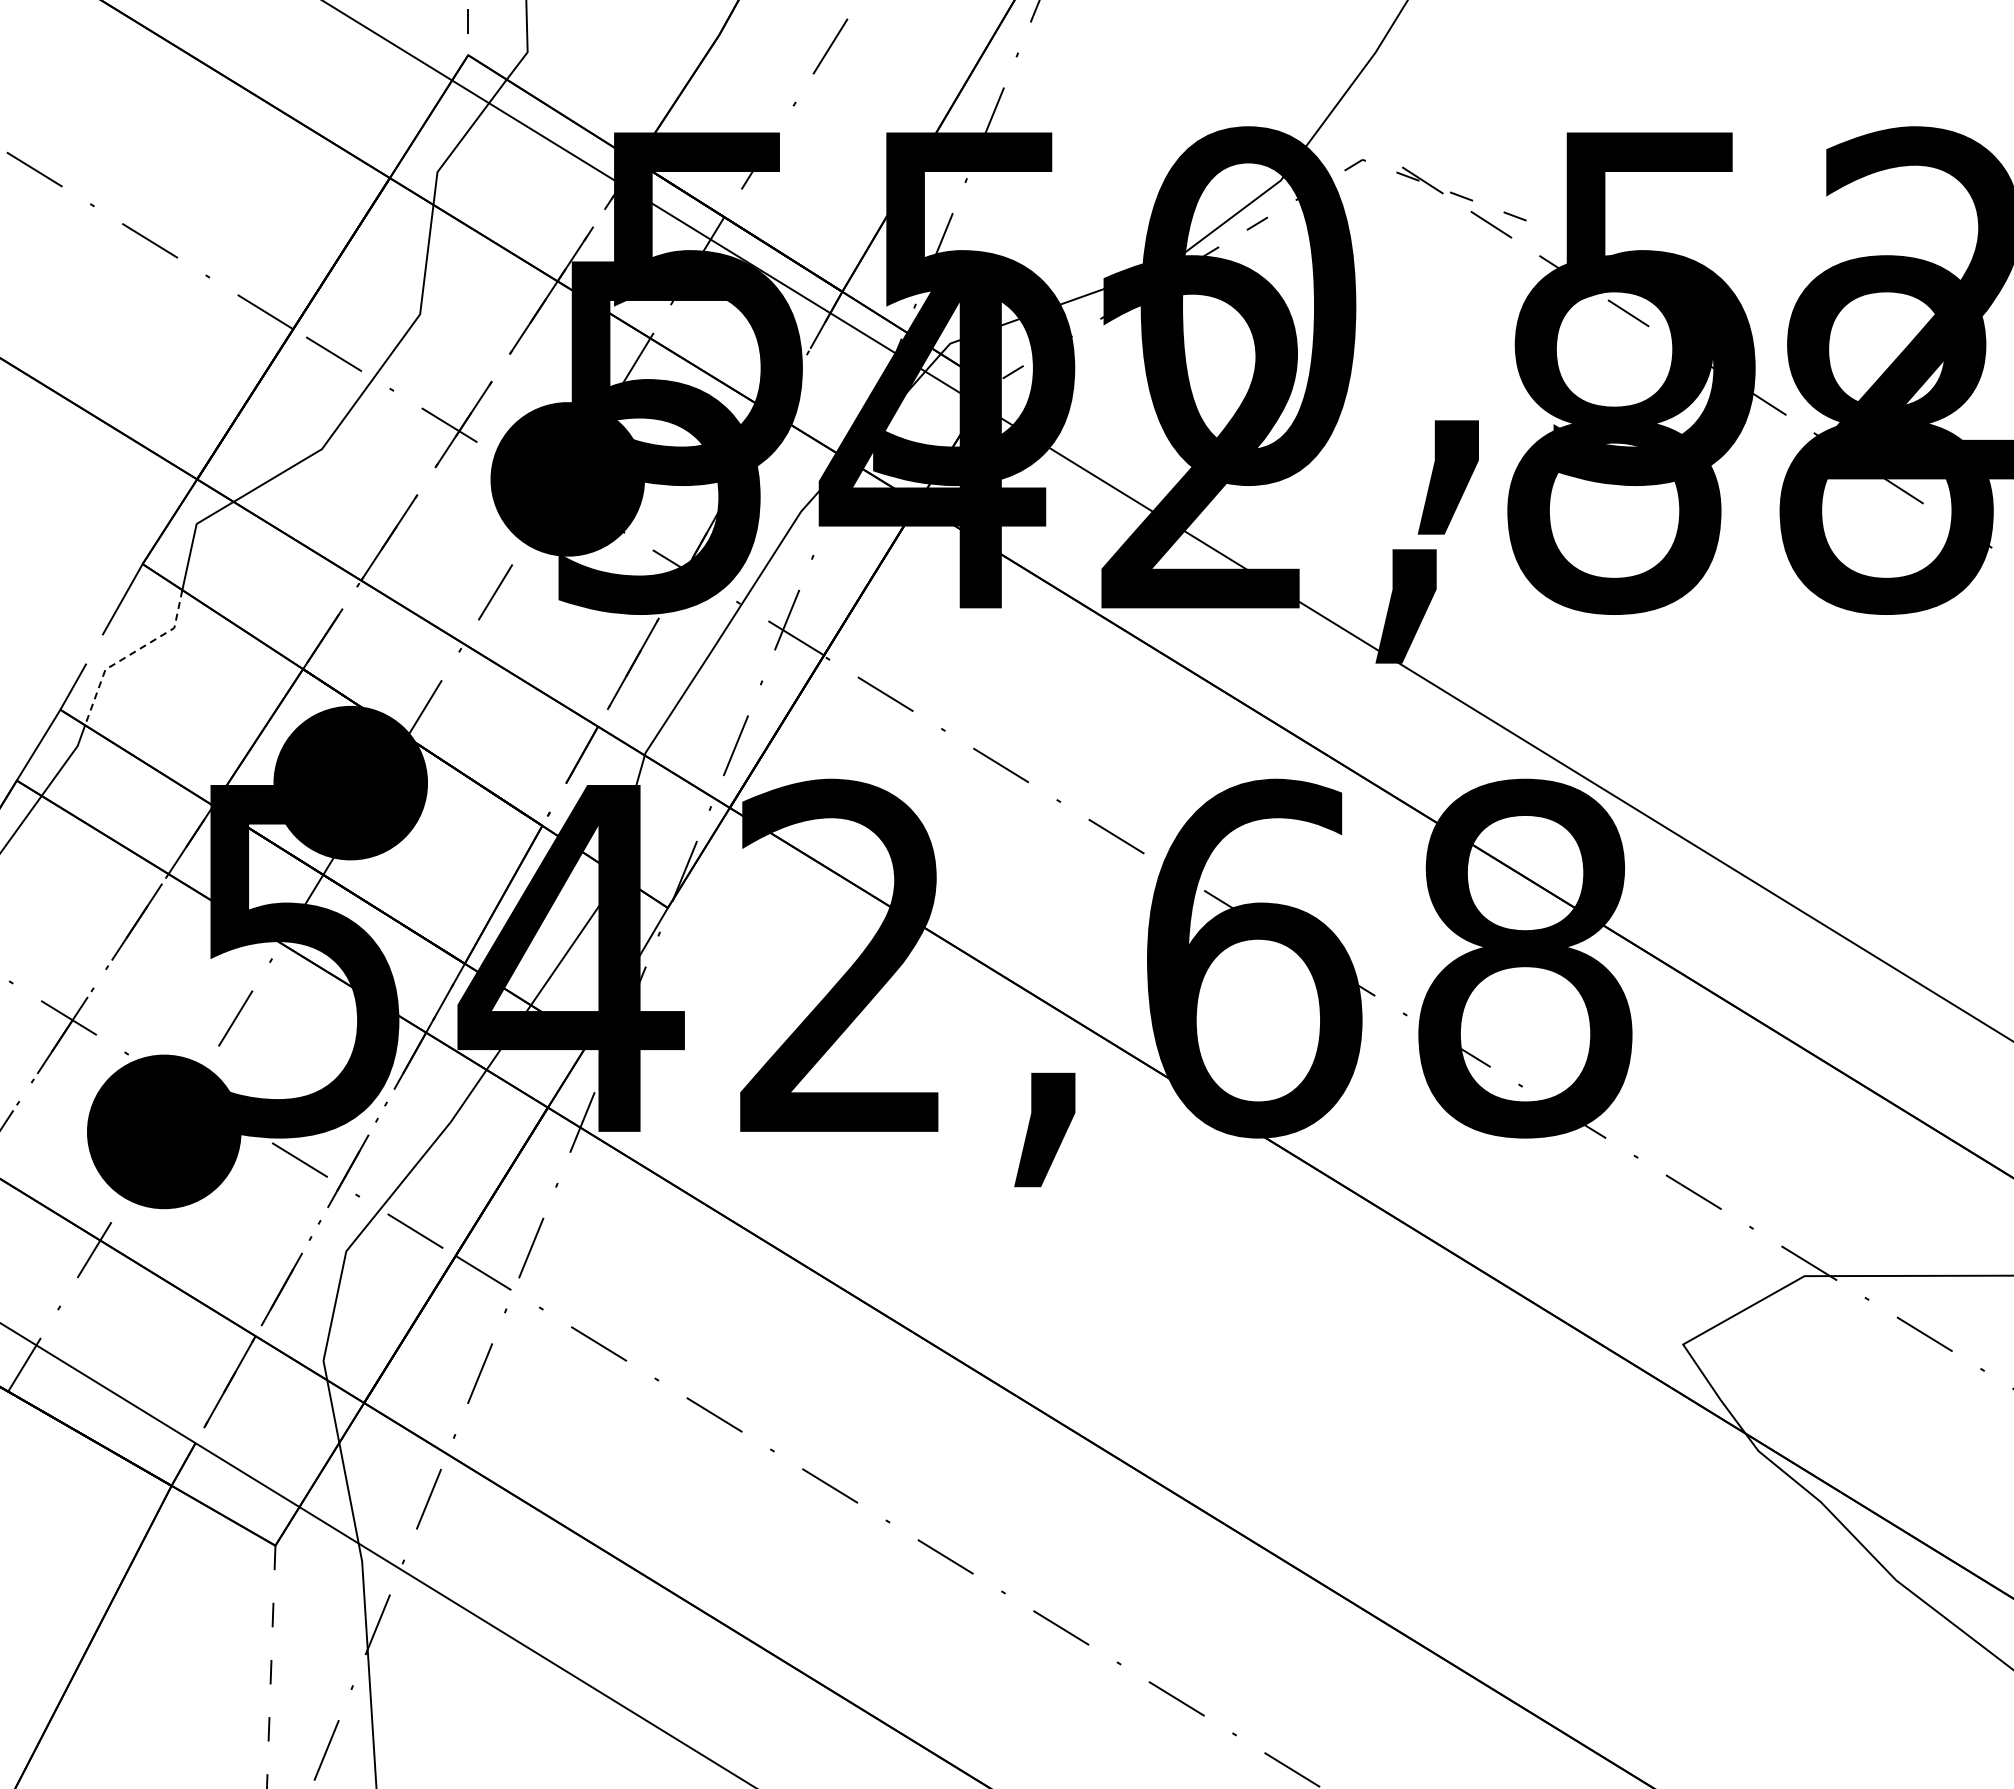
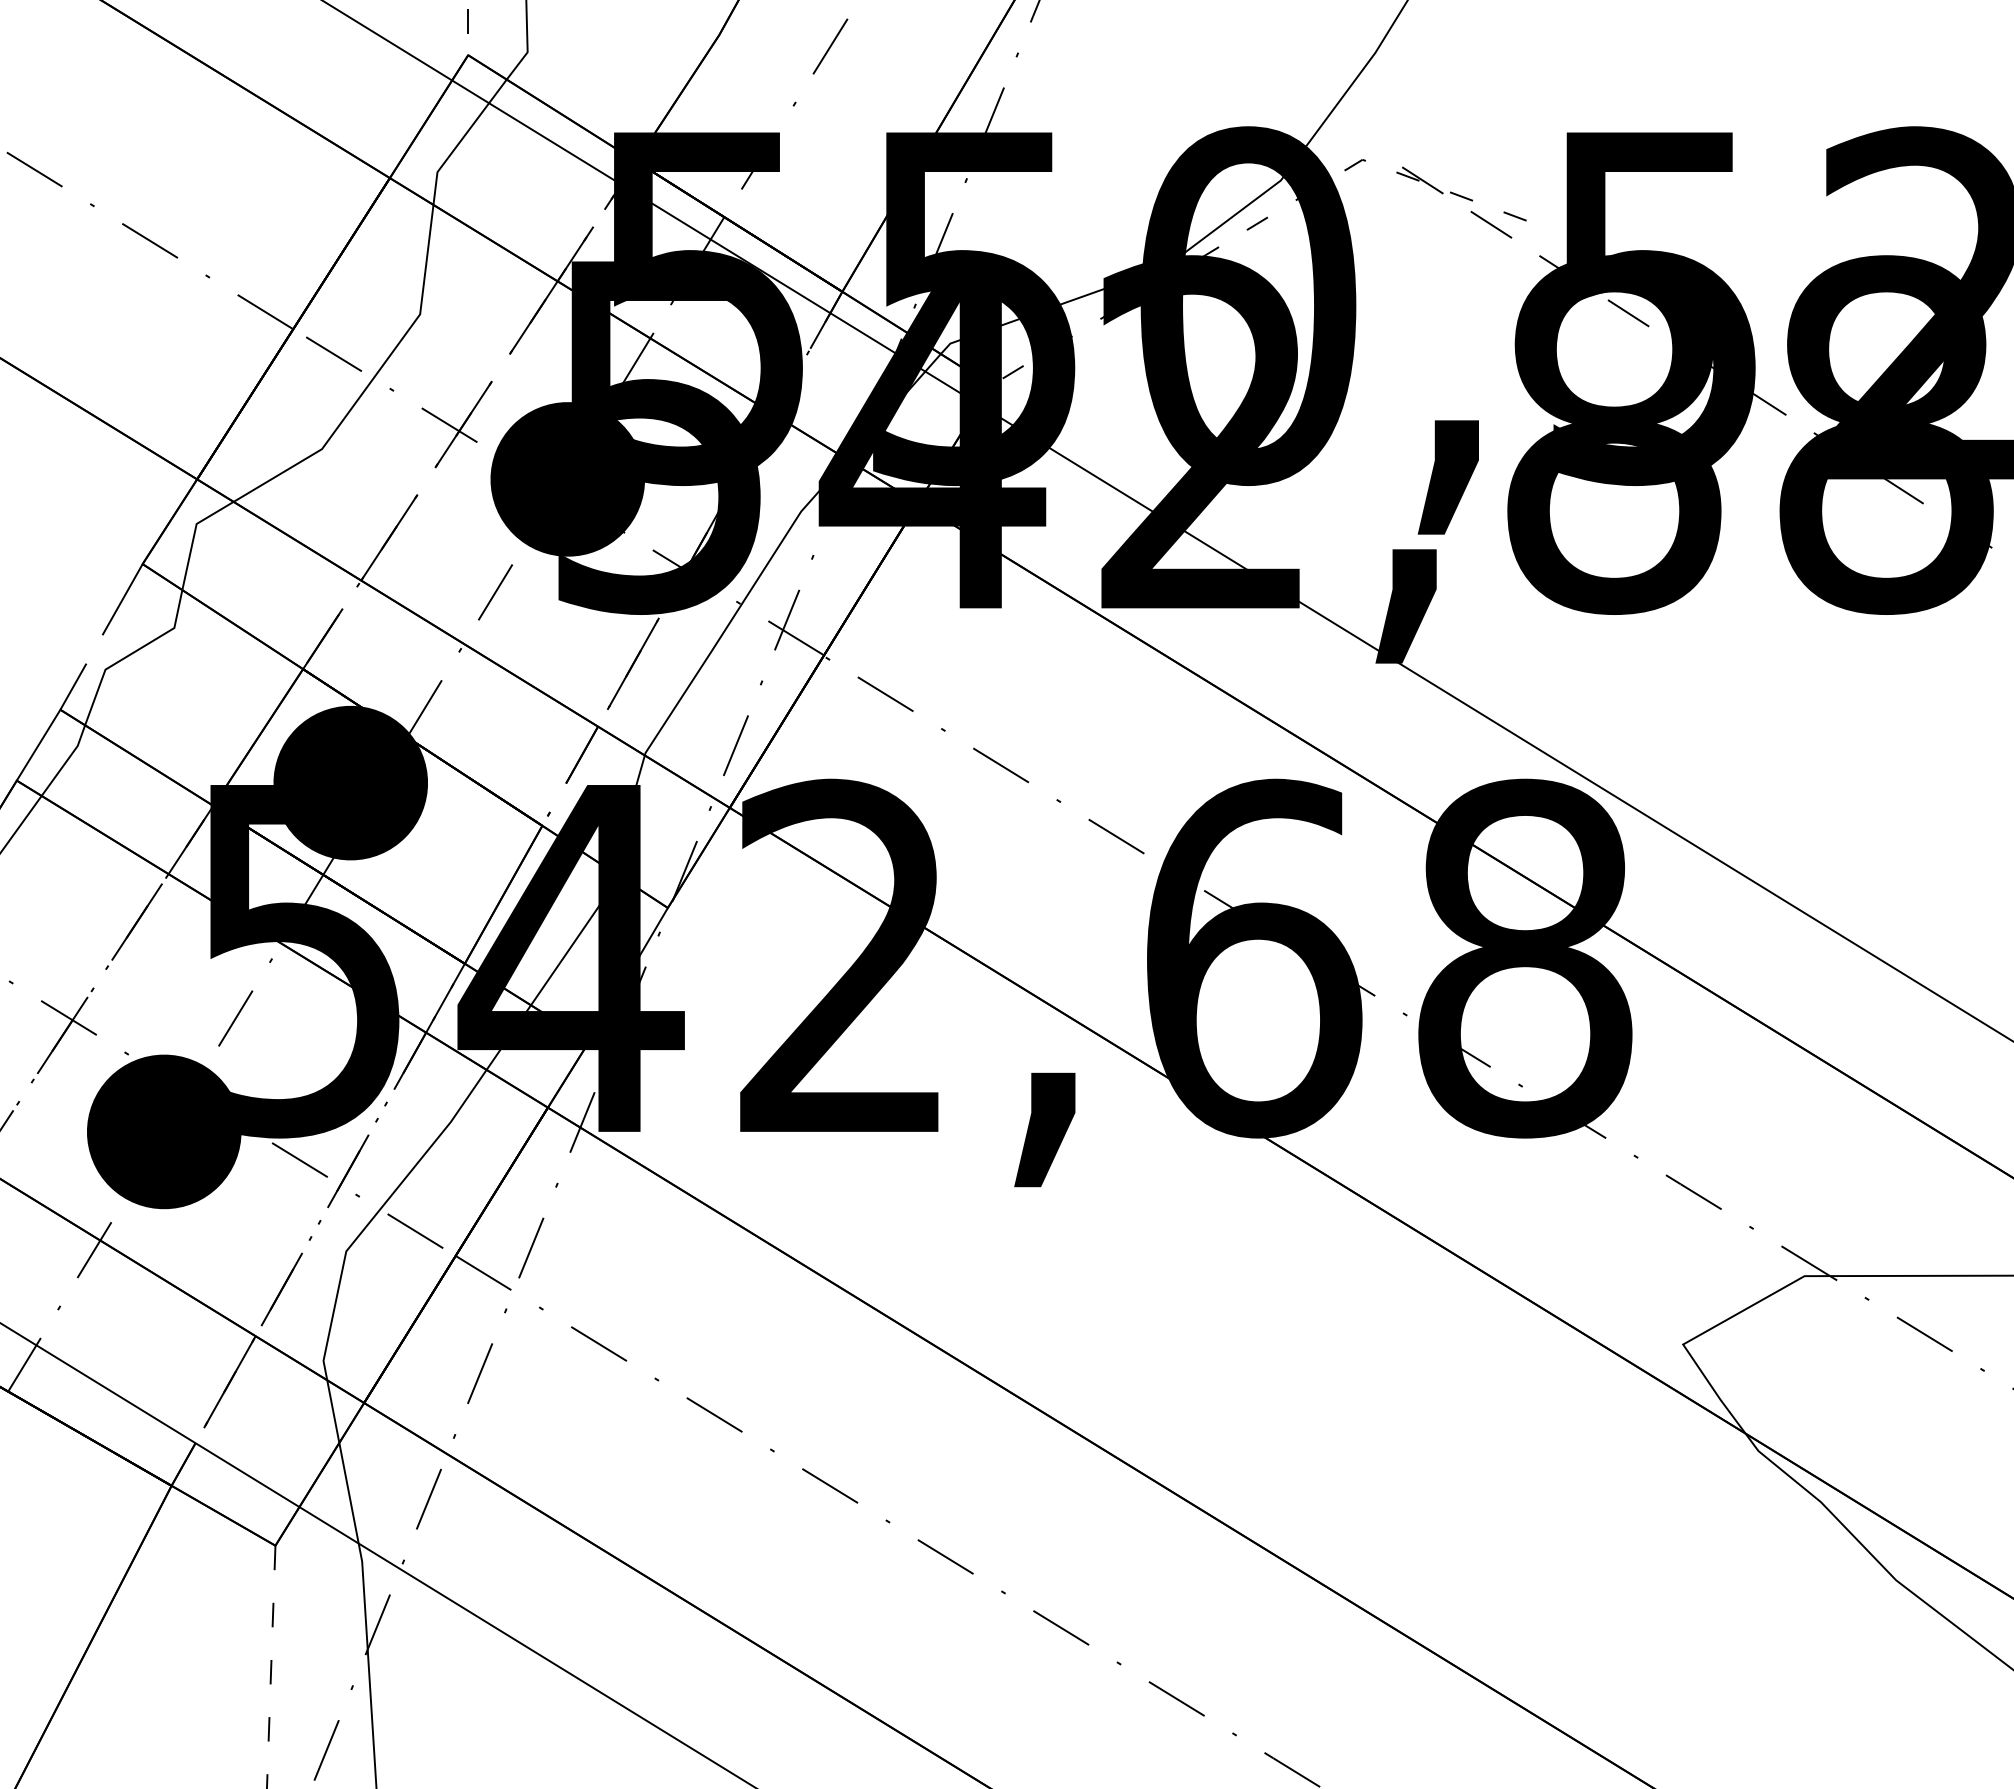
line: dashed -> solid (131, 654)
